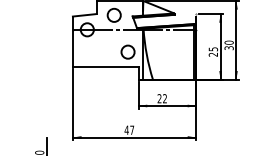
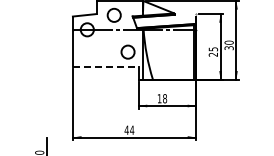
line: solid -> dashed (105, 66)
text: 22 -> 18 (162, 98)
text: 47 -> 44 (132, 129)
